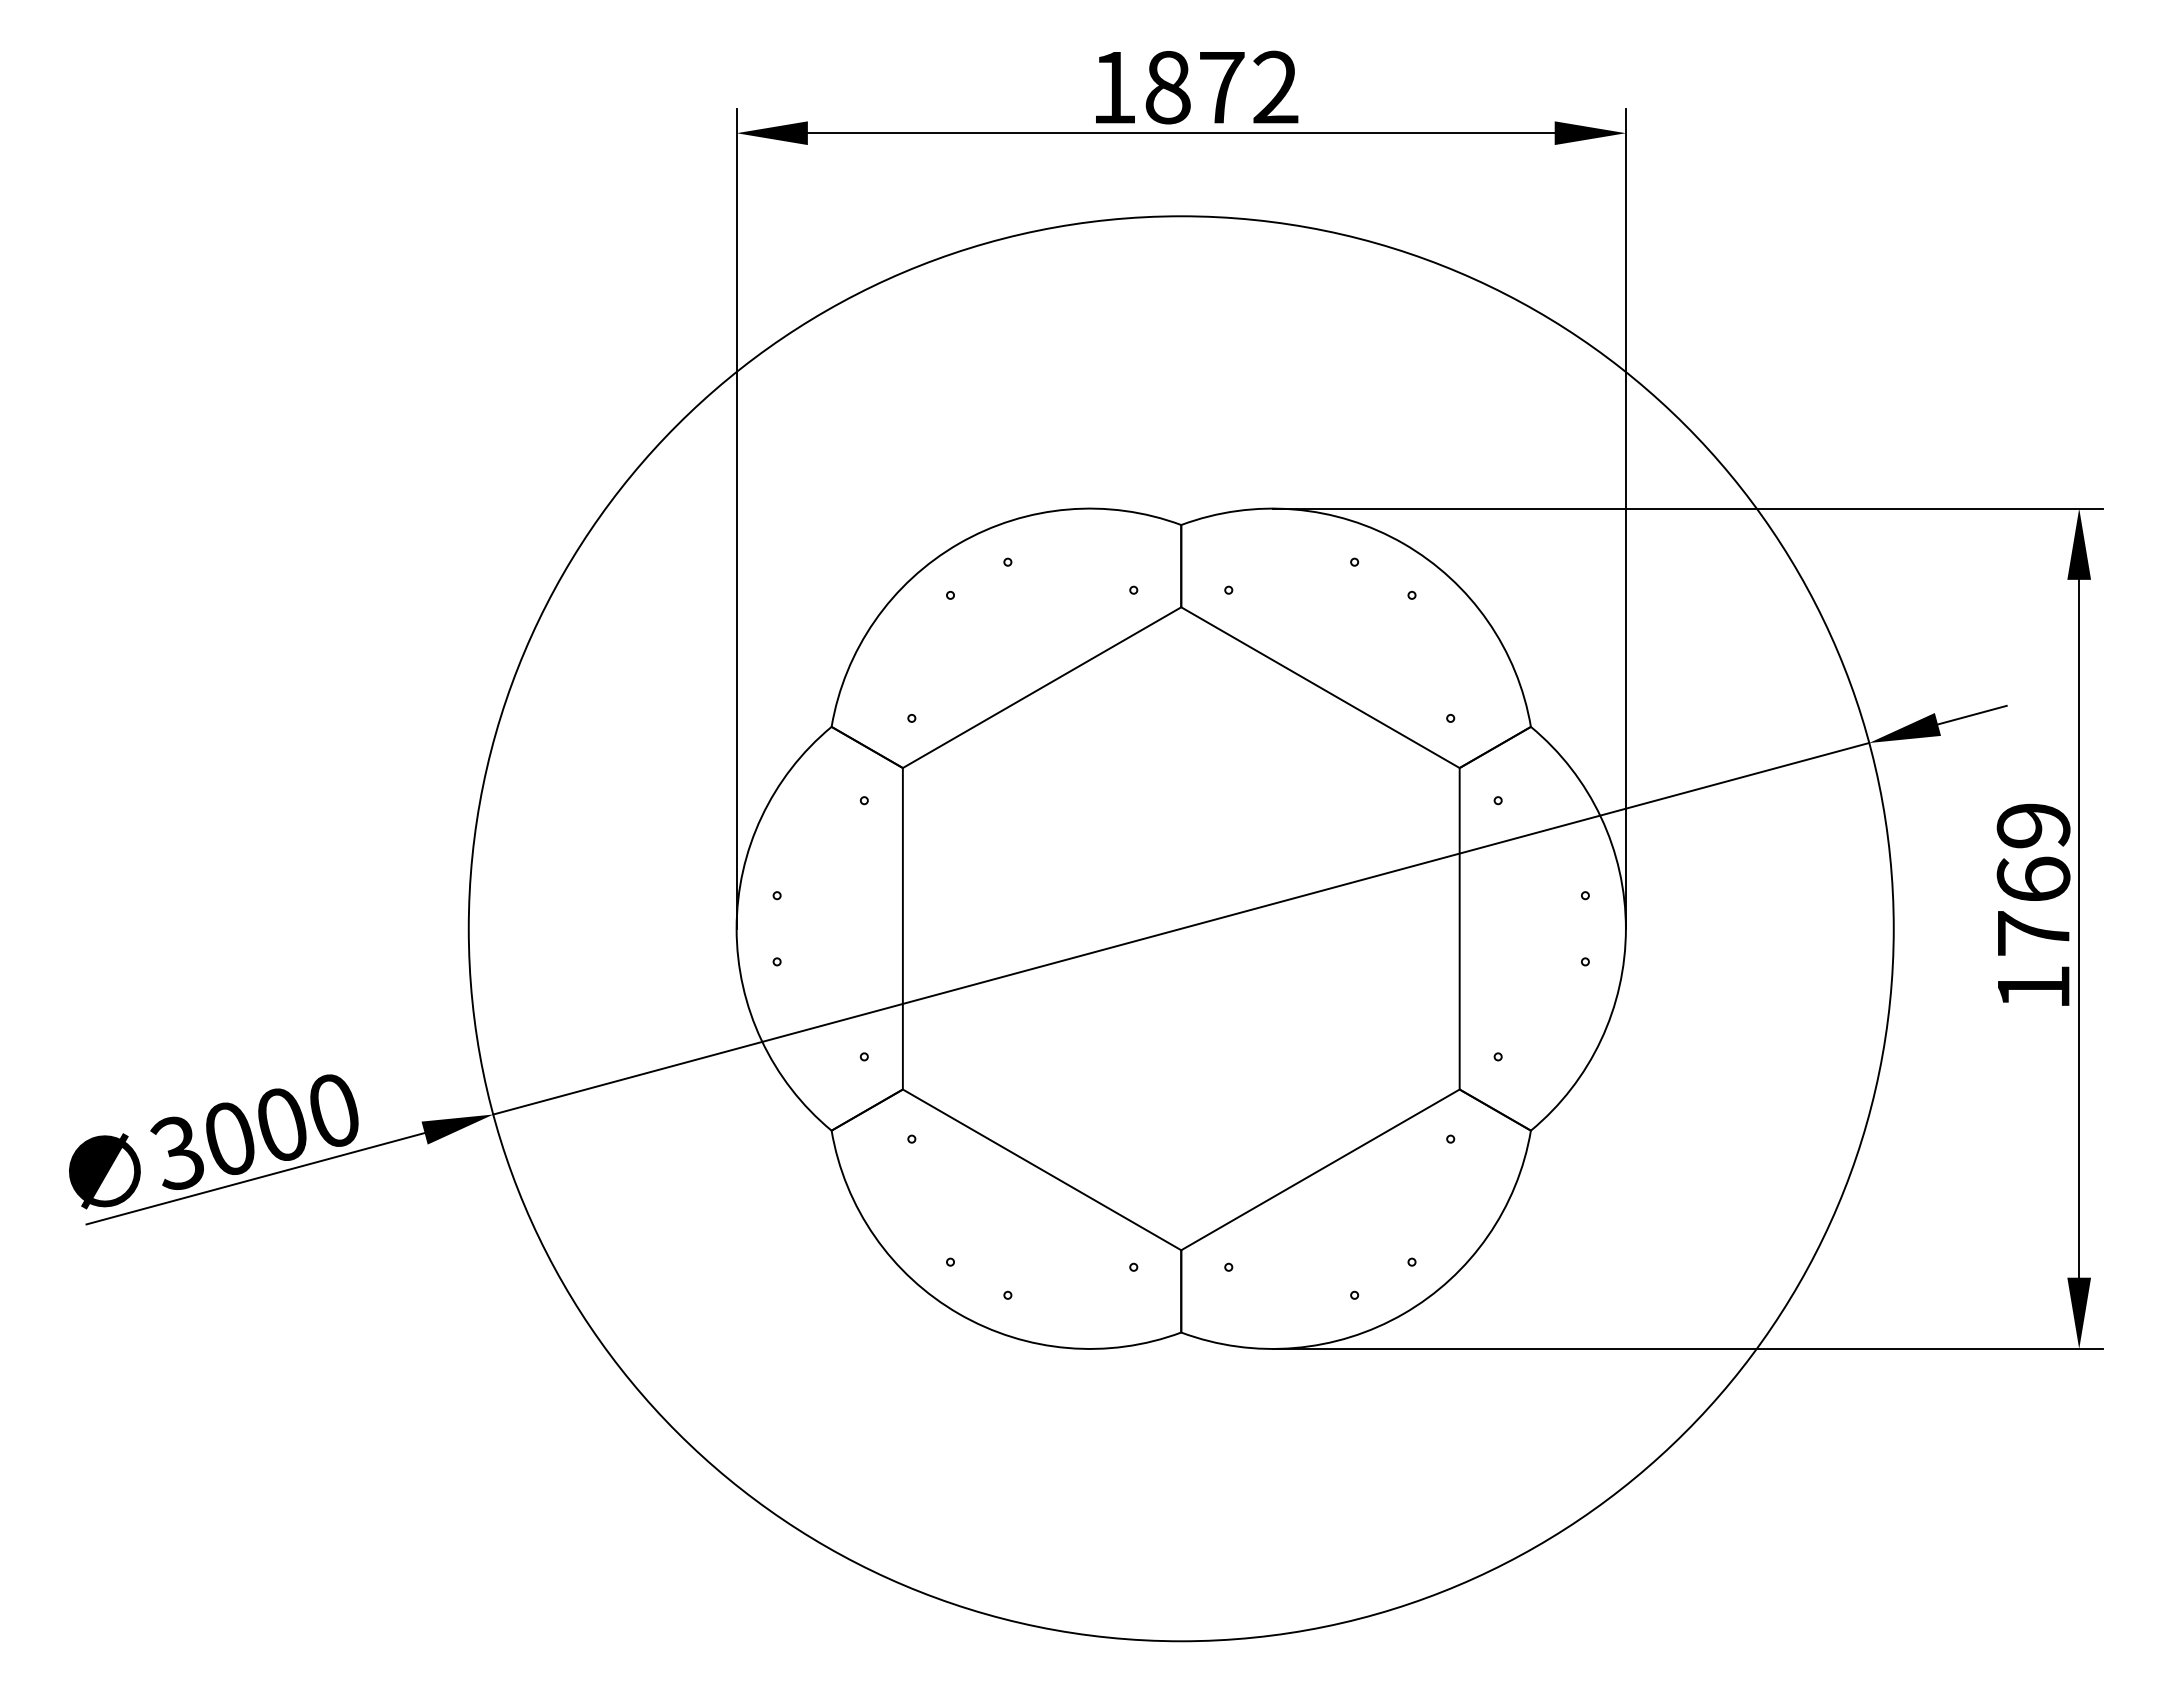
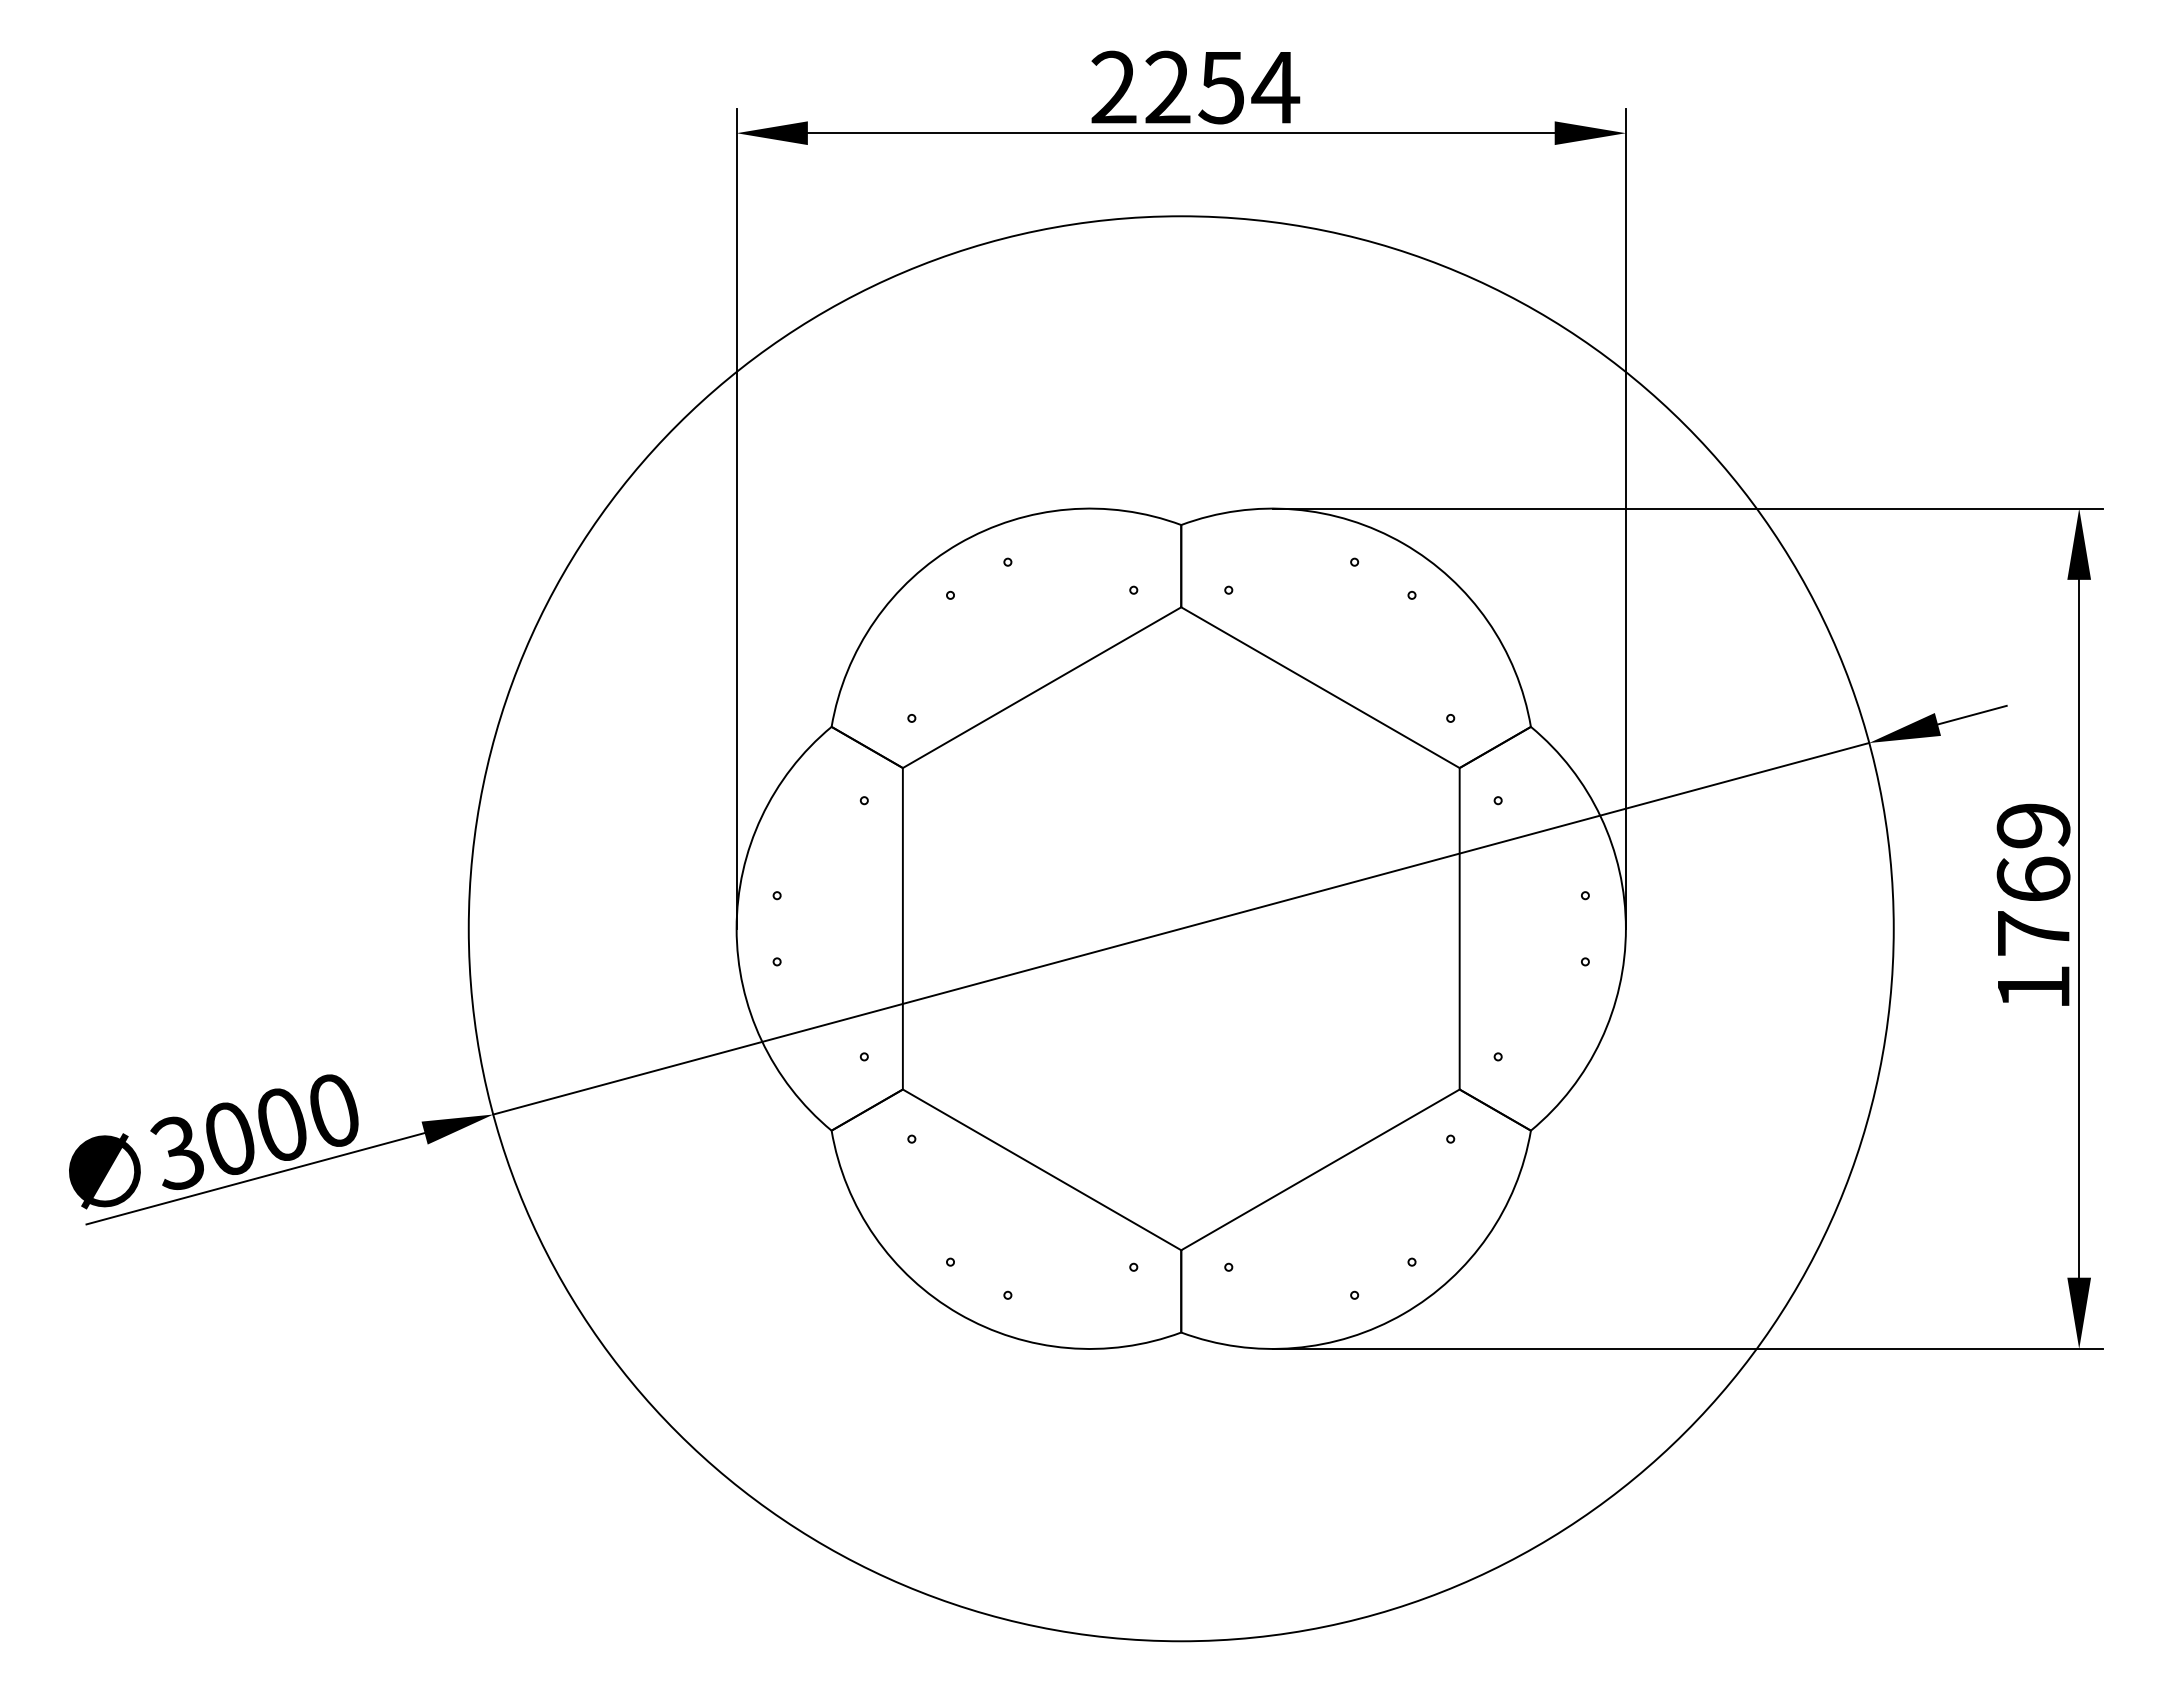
text: 1872 -> 2254 (1195, 87)
